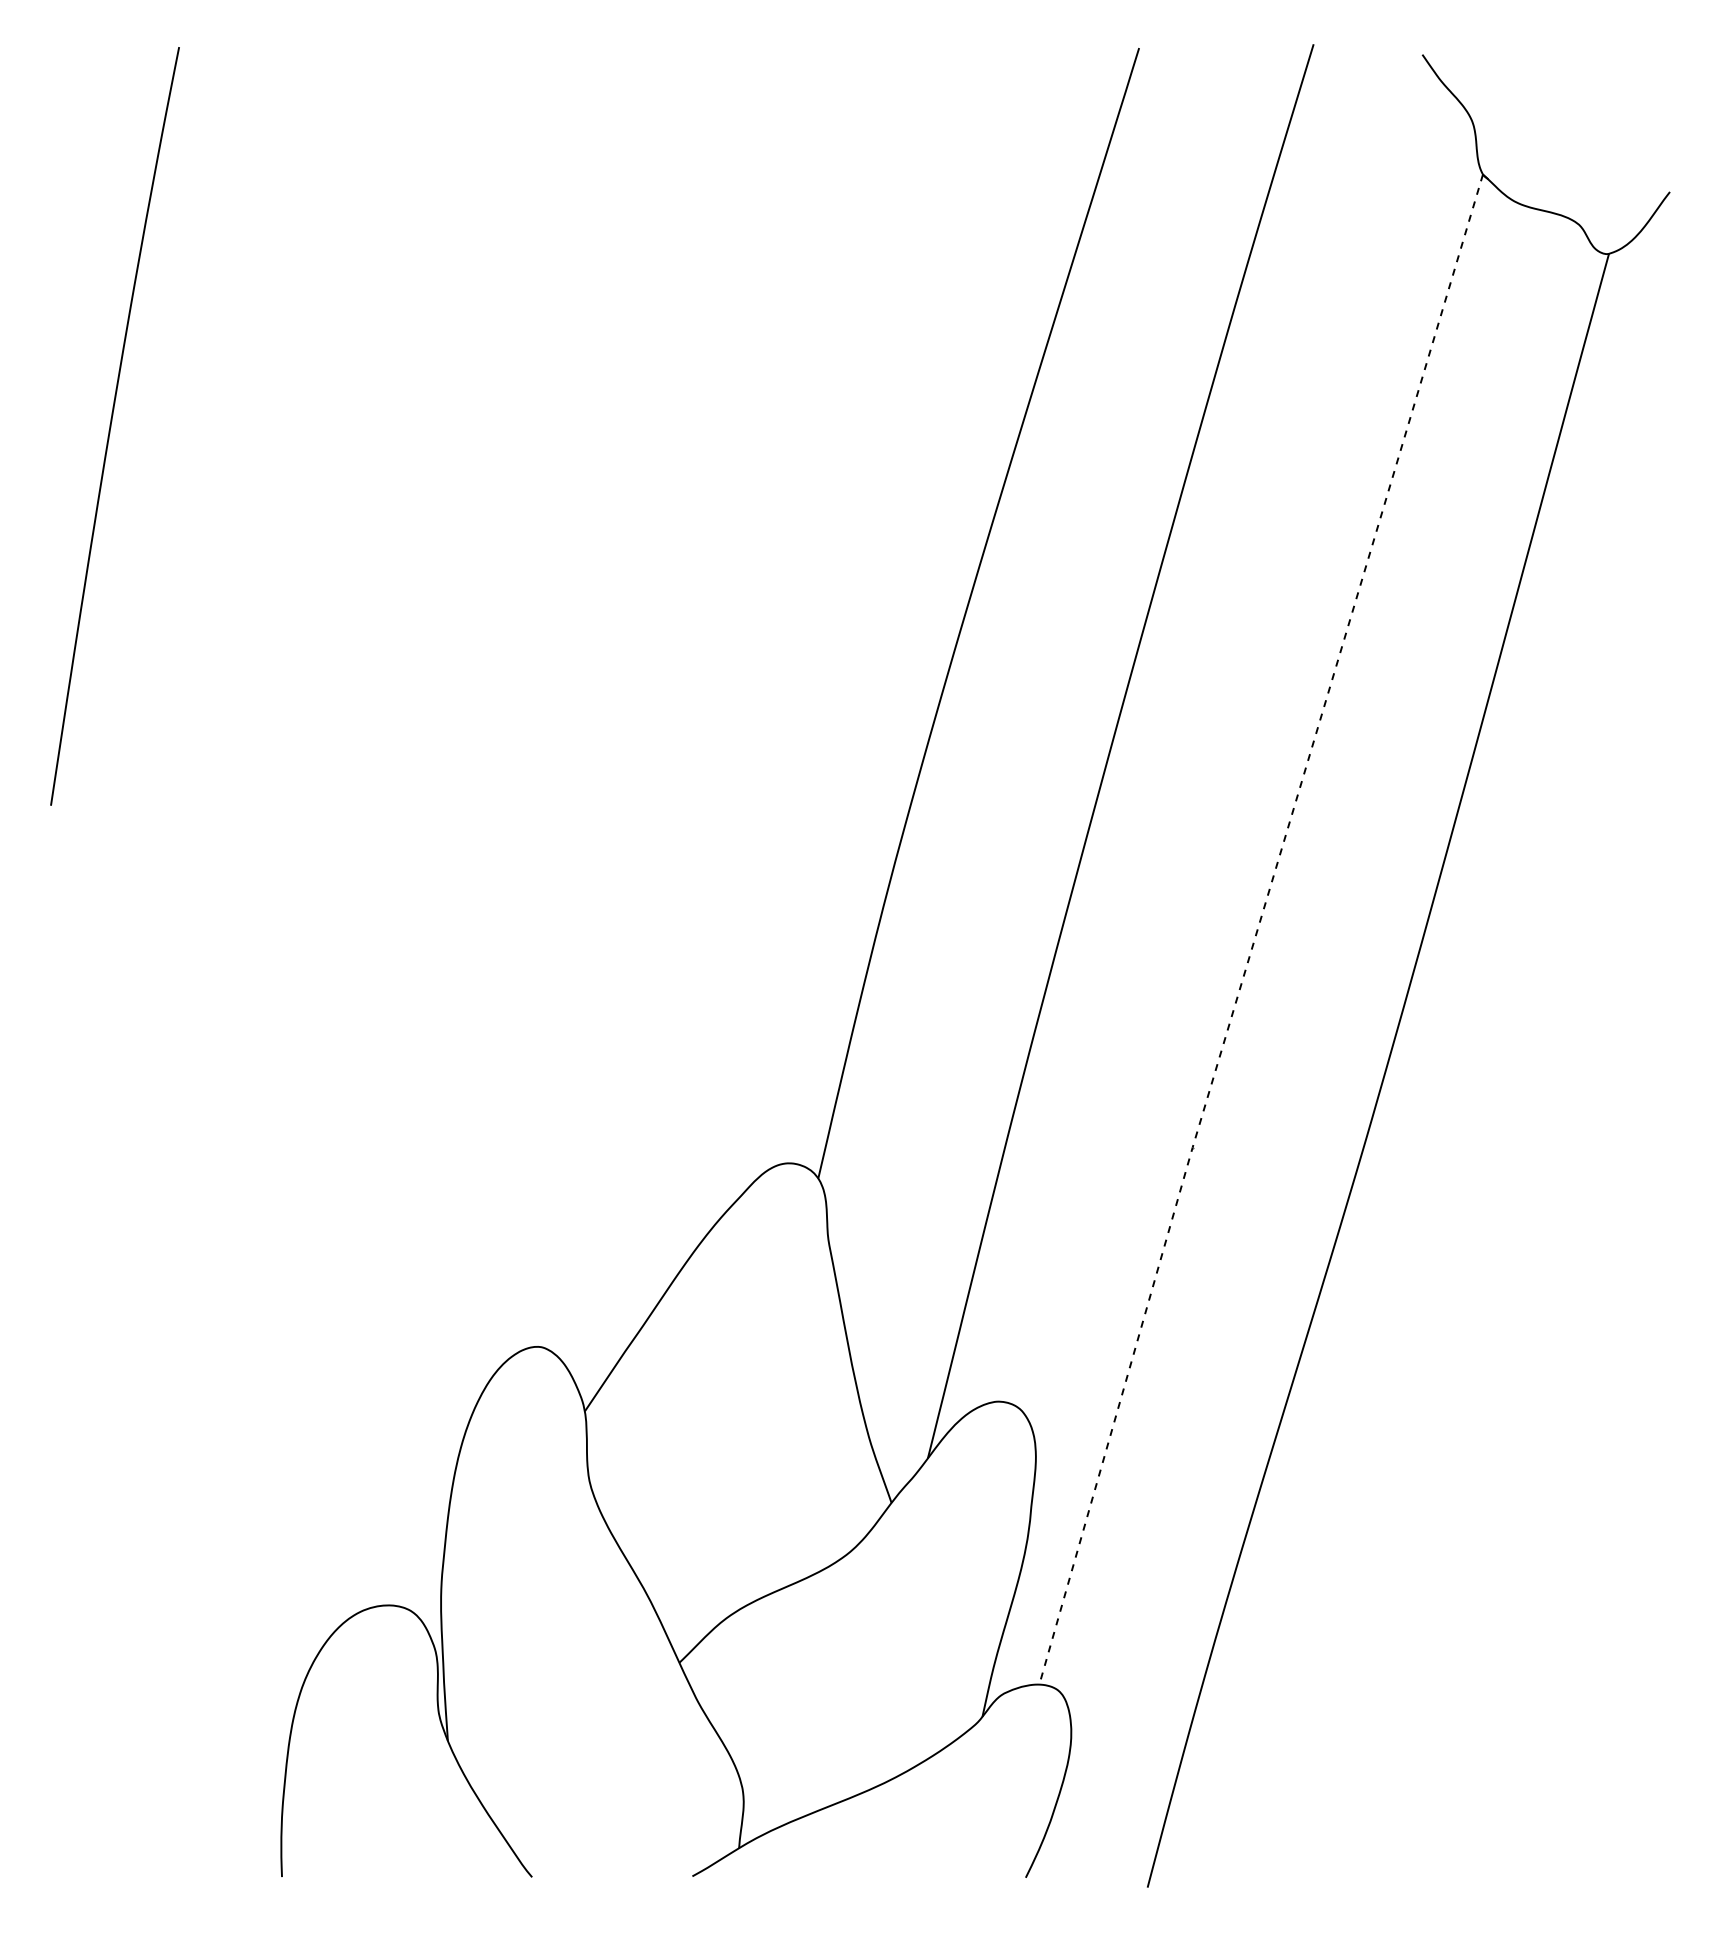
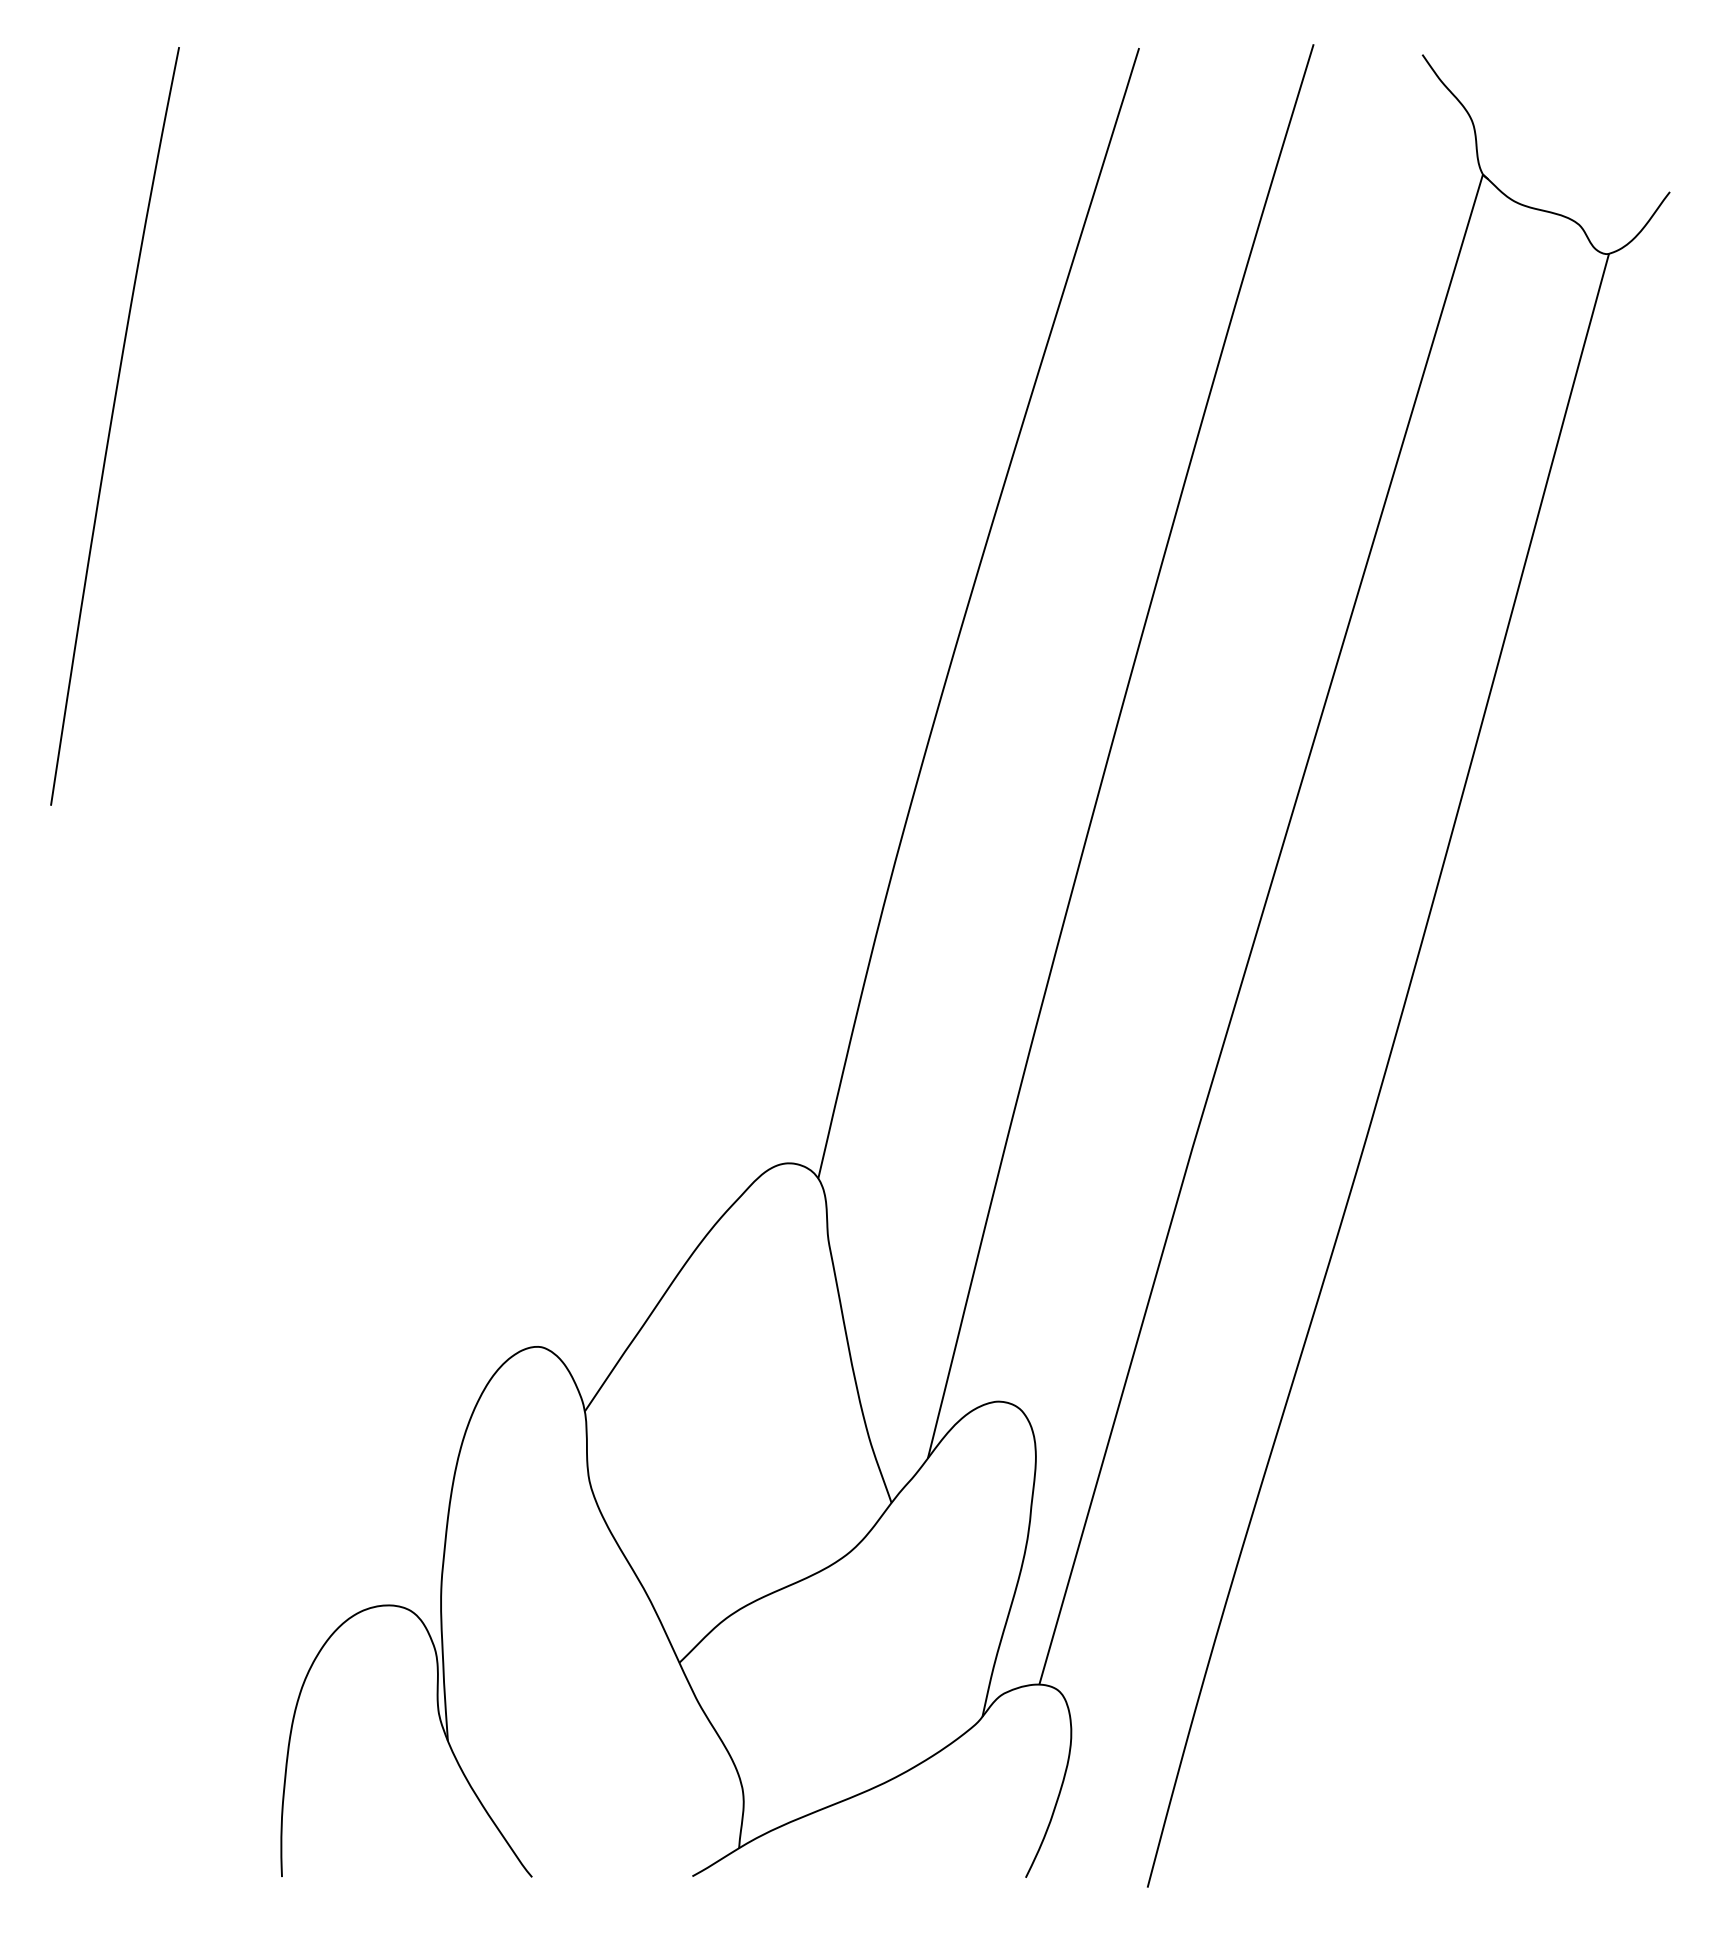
line: dashed -> solid (1257, 930)
